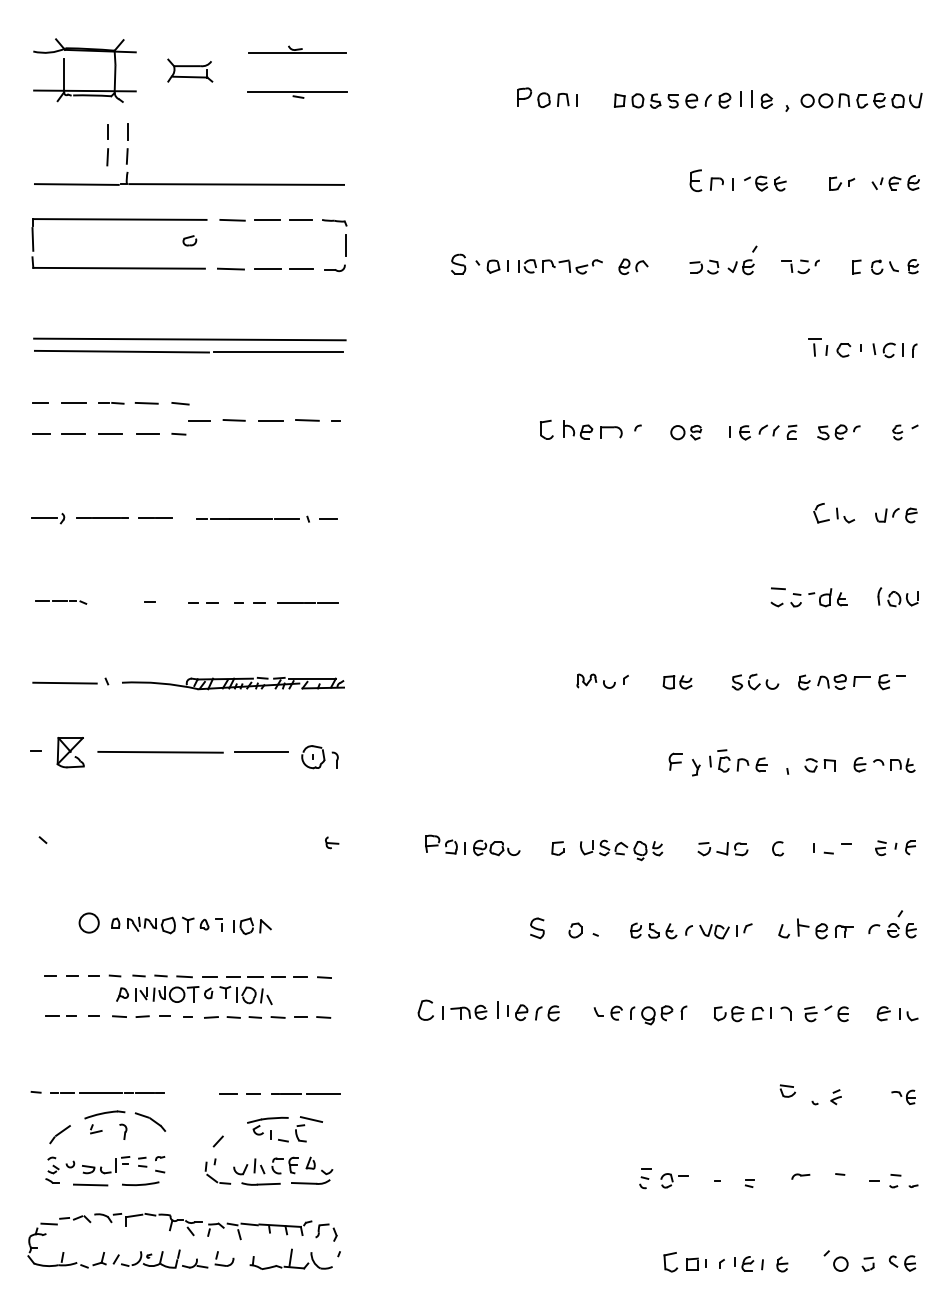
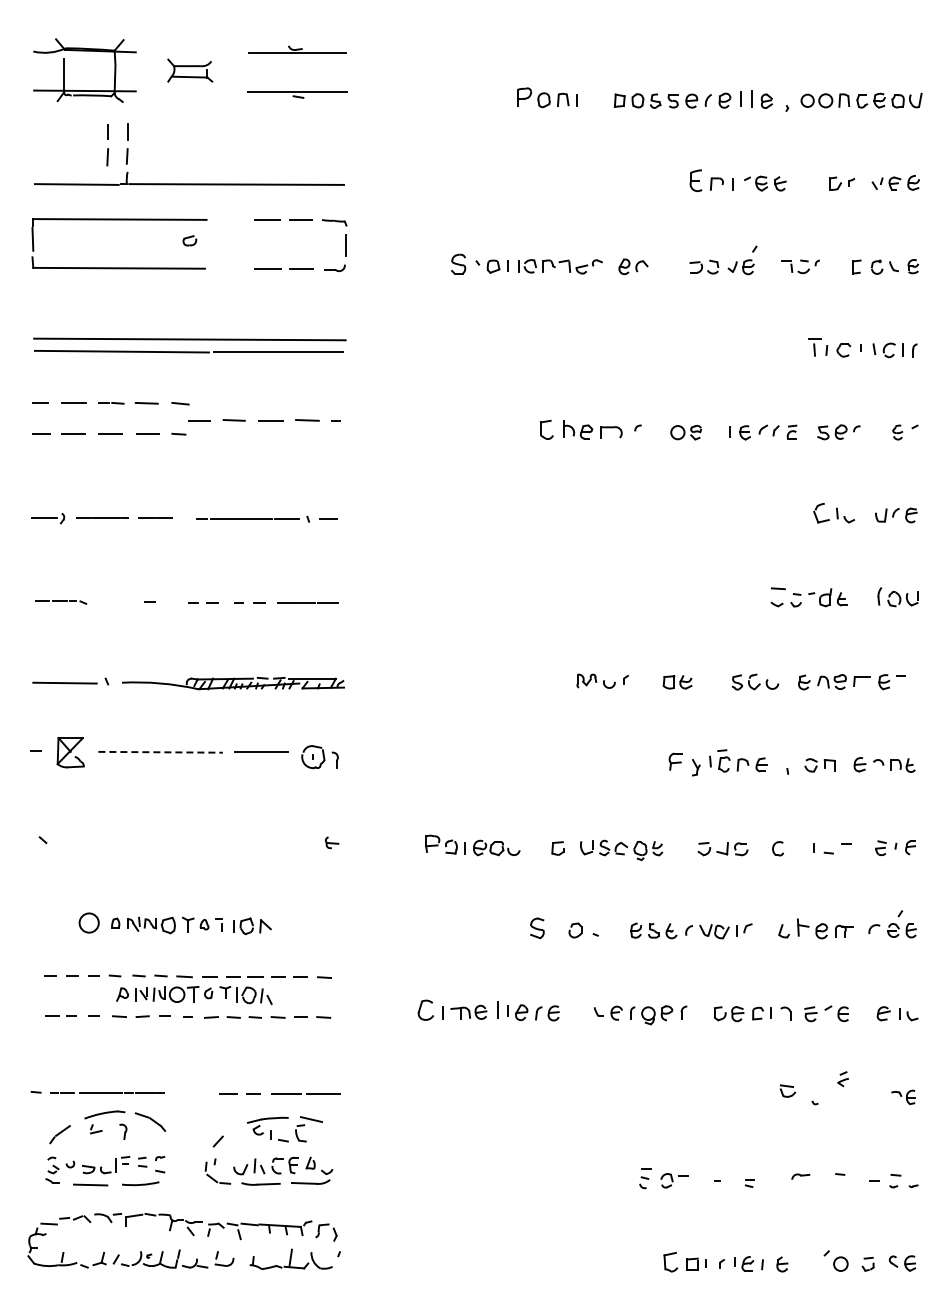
line: present -> none (232, 219)
line: present -> none (230, 268)
line: solid -> dashed (161, 752)
part position: (835, 1097) -> (842, 1079) (842, 1079)
